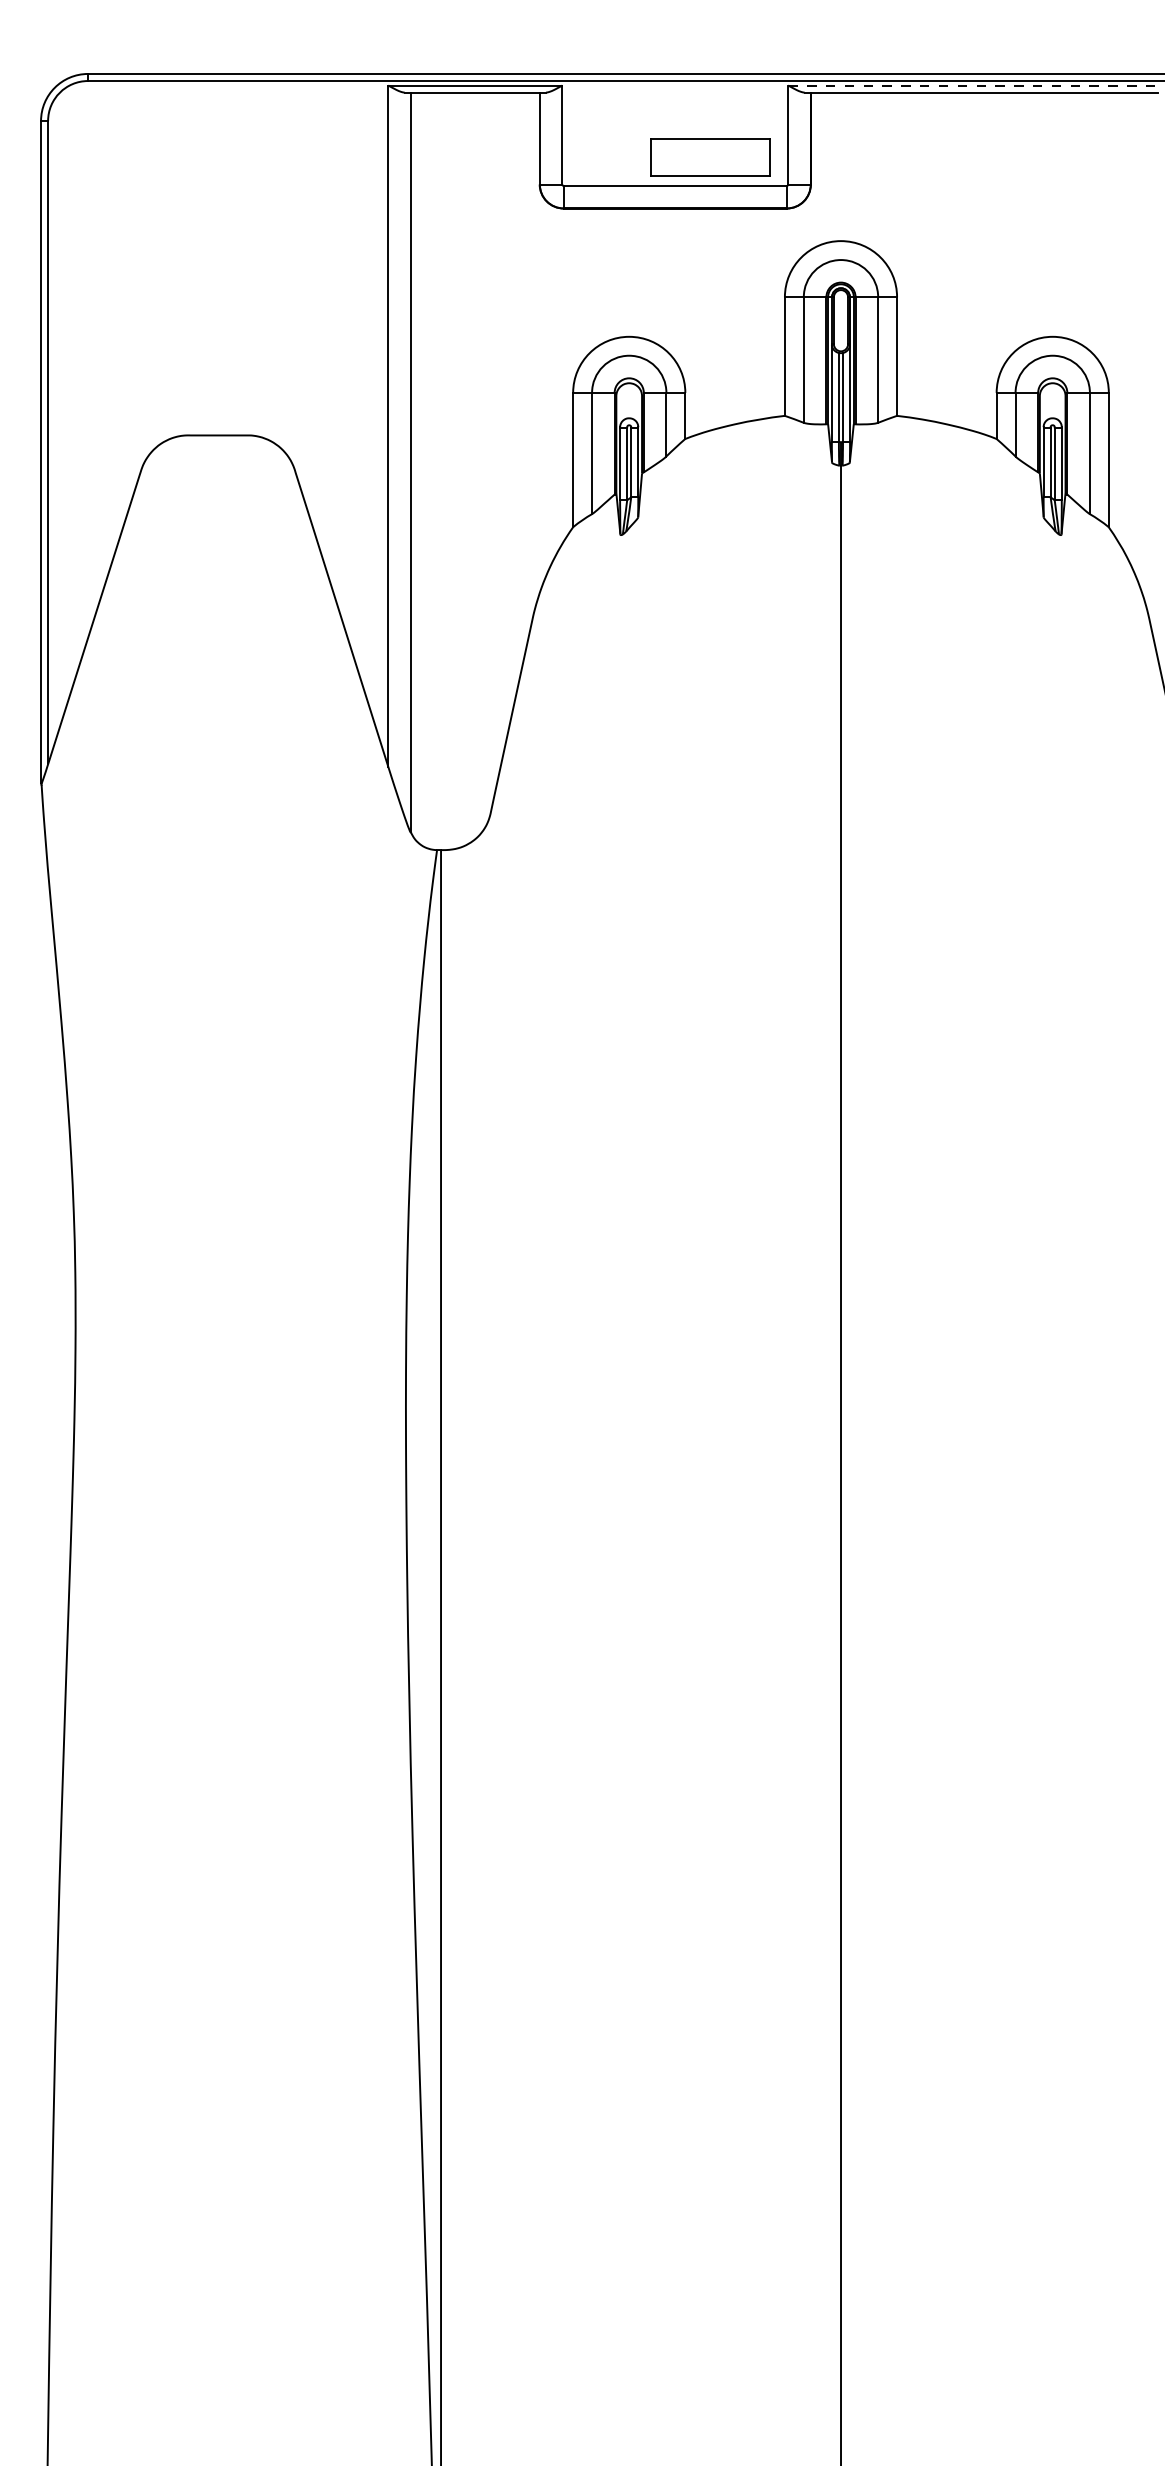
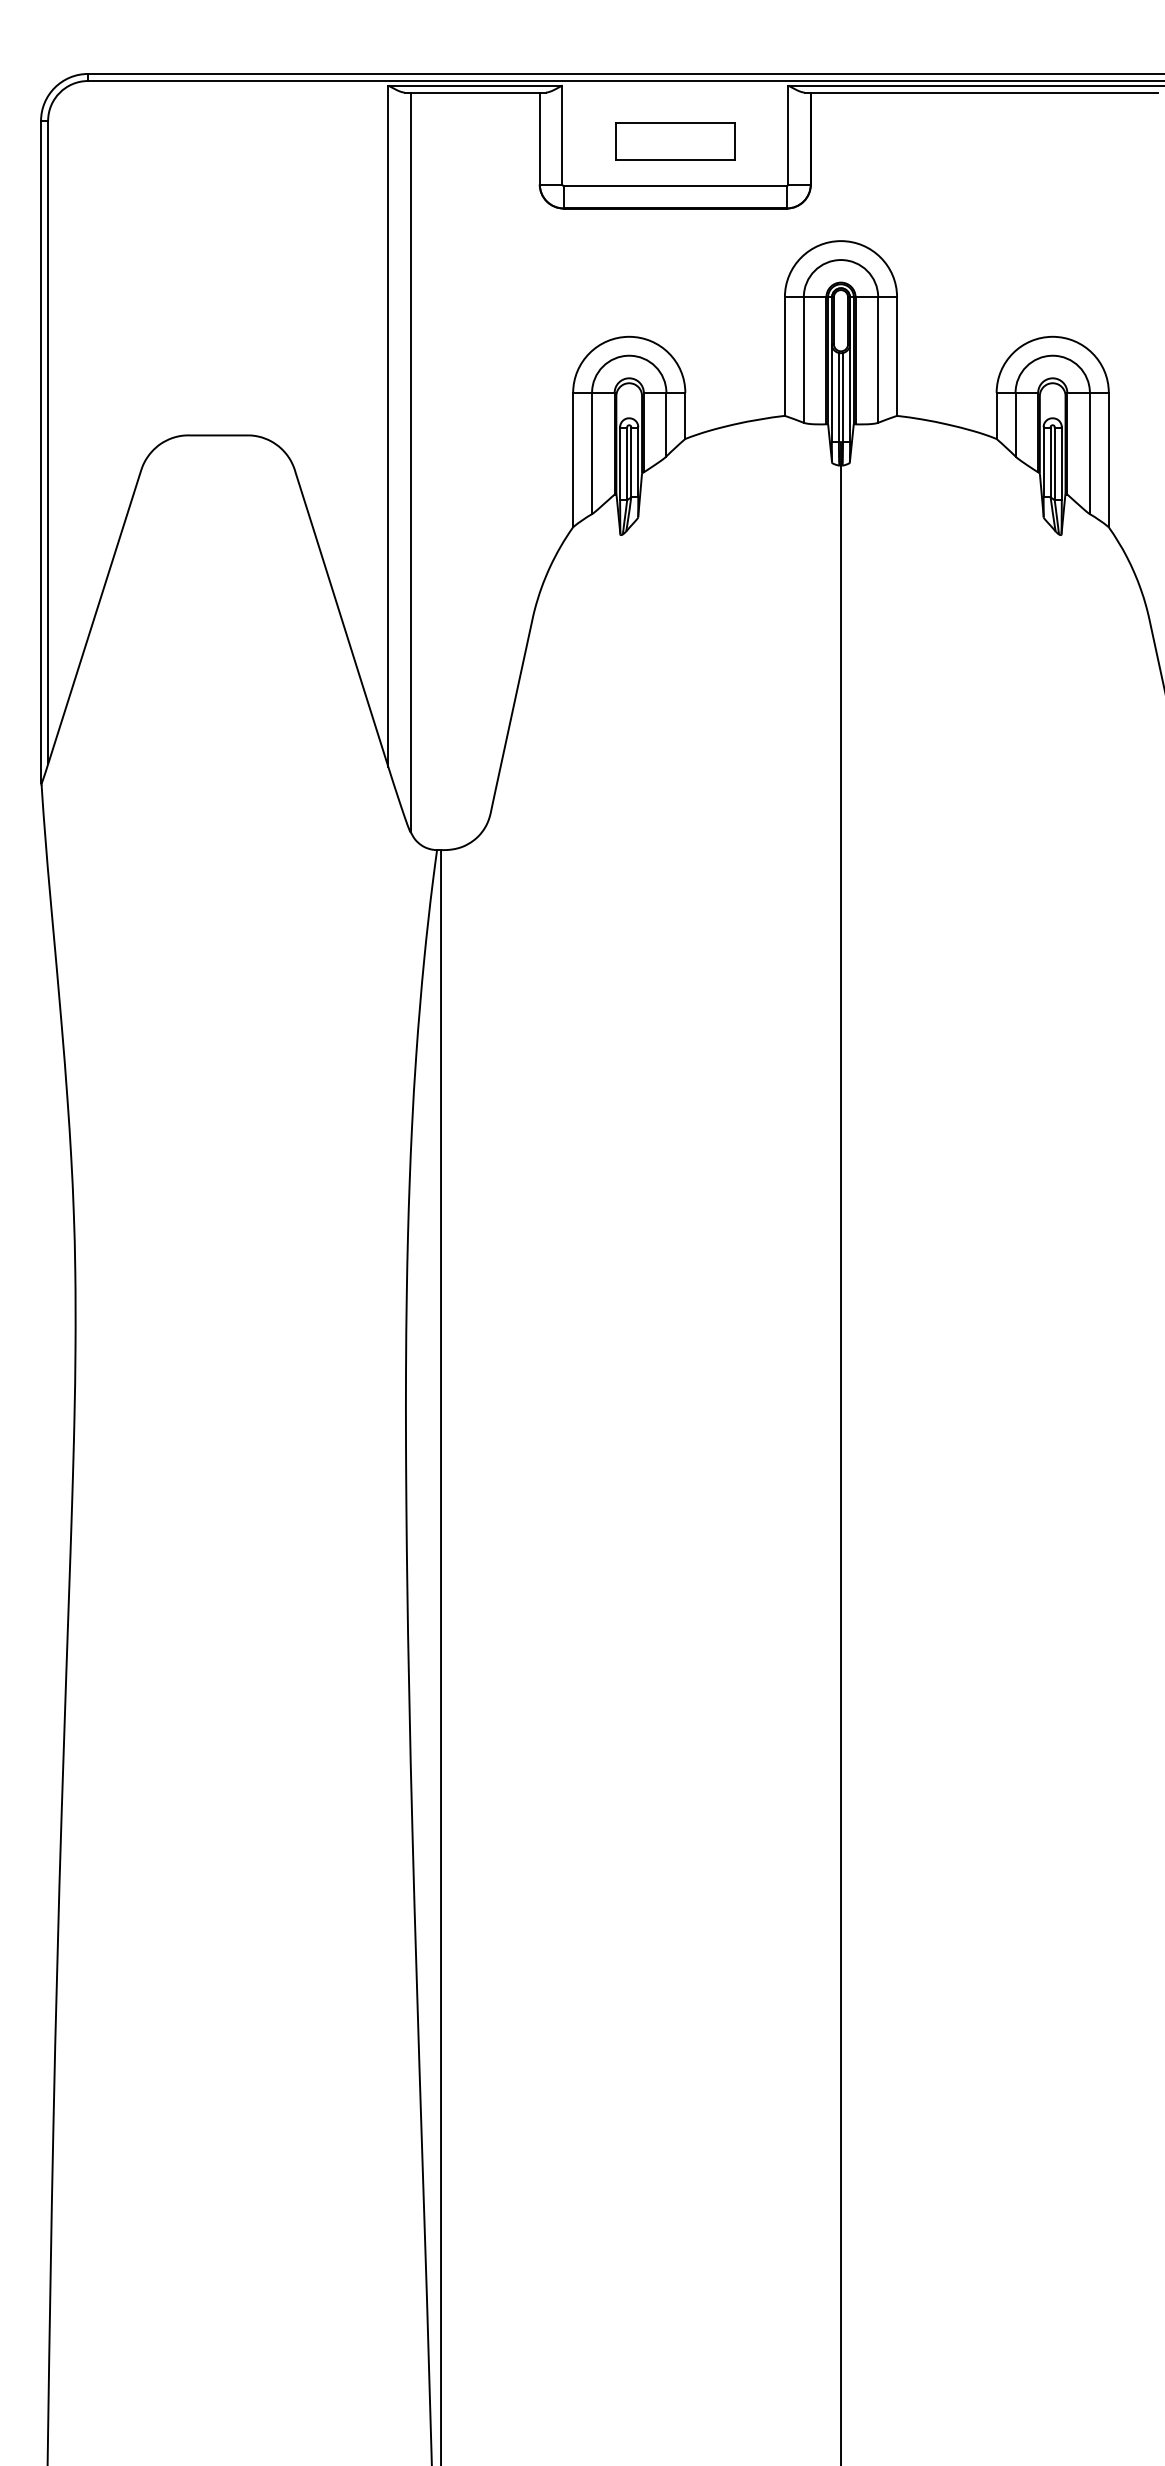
line: dashed -> solid (976, 85)
part position: (710, 157) -> (675, 141) (675, 141)
